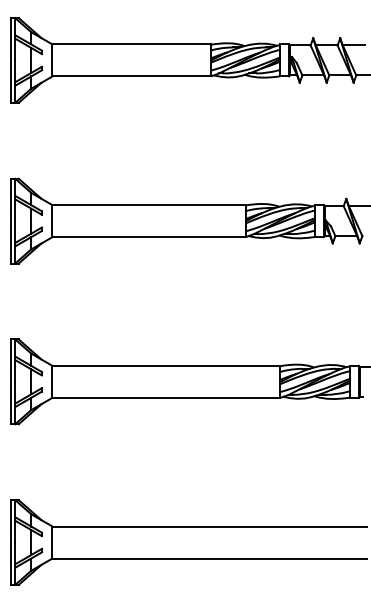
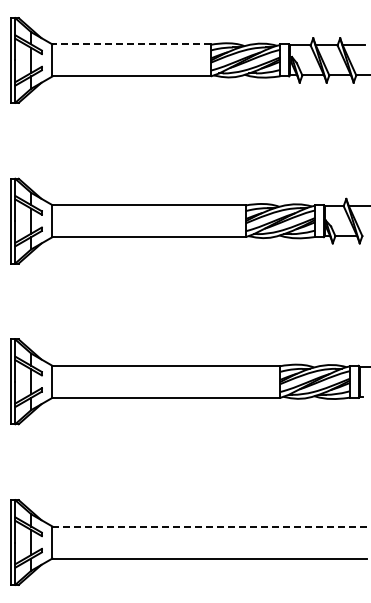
line: solid -> dashed (131, 44)
line: solid -> dashed (209, 526)
